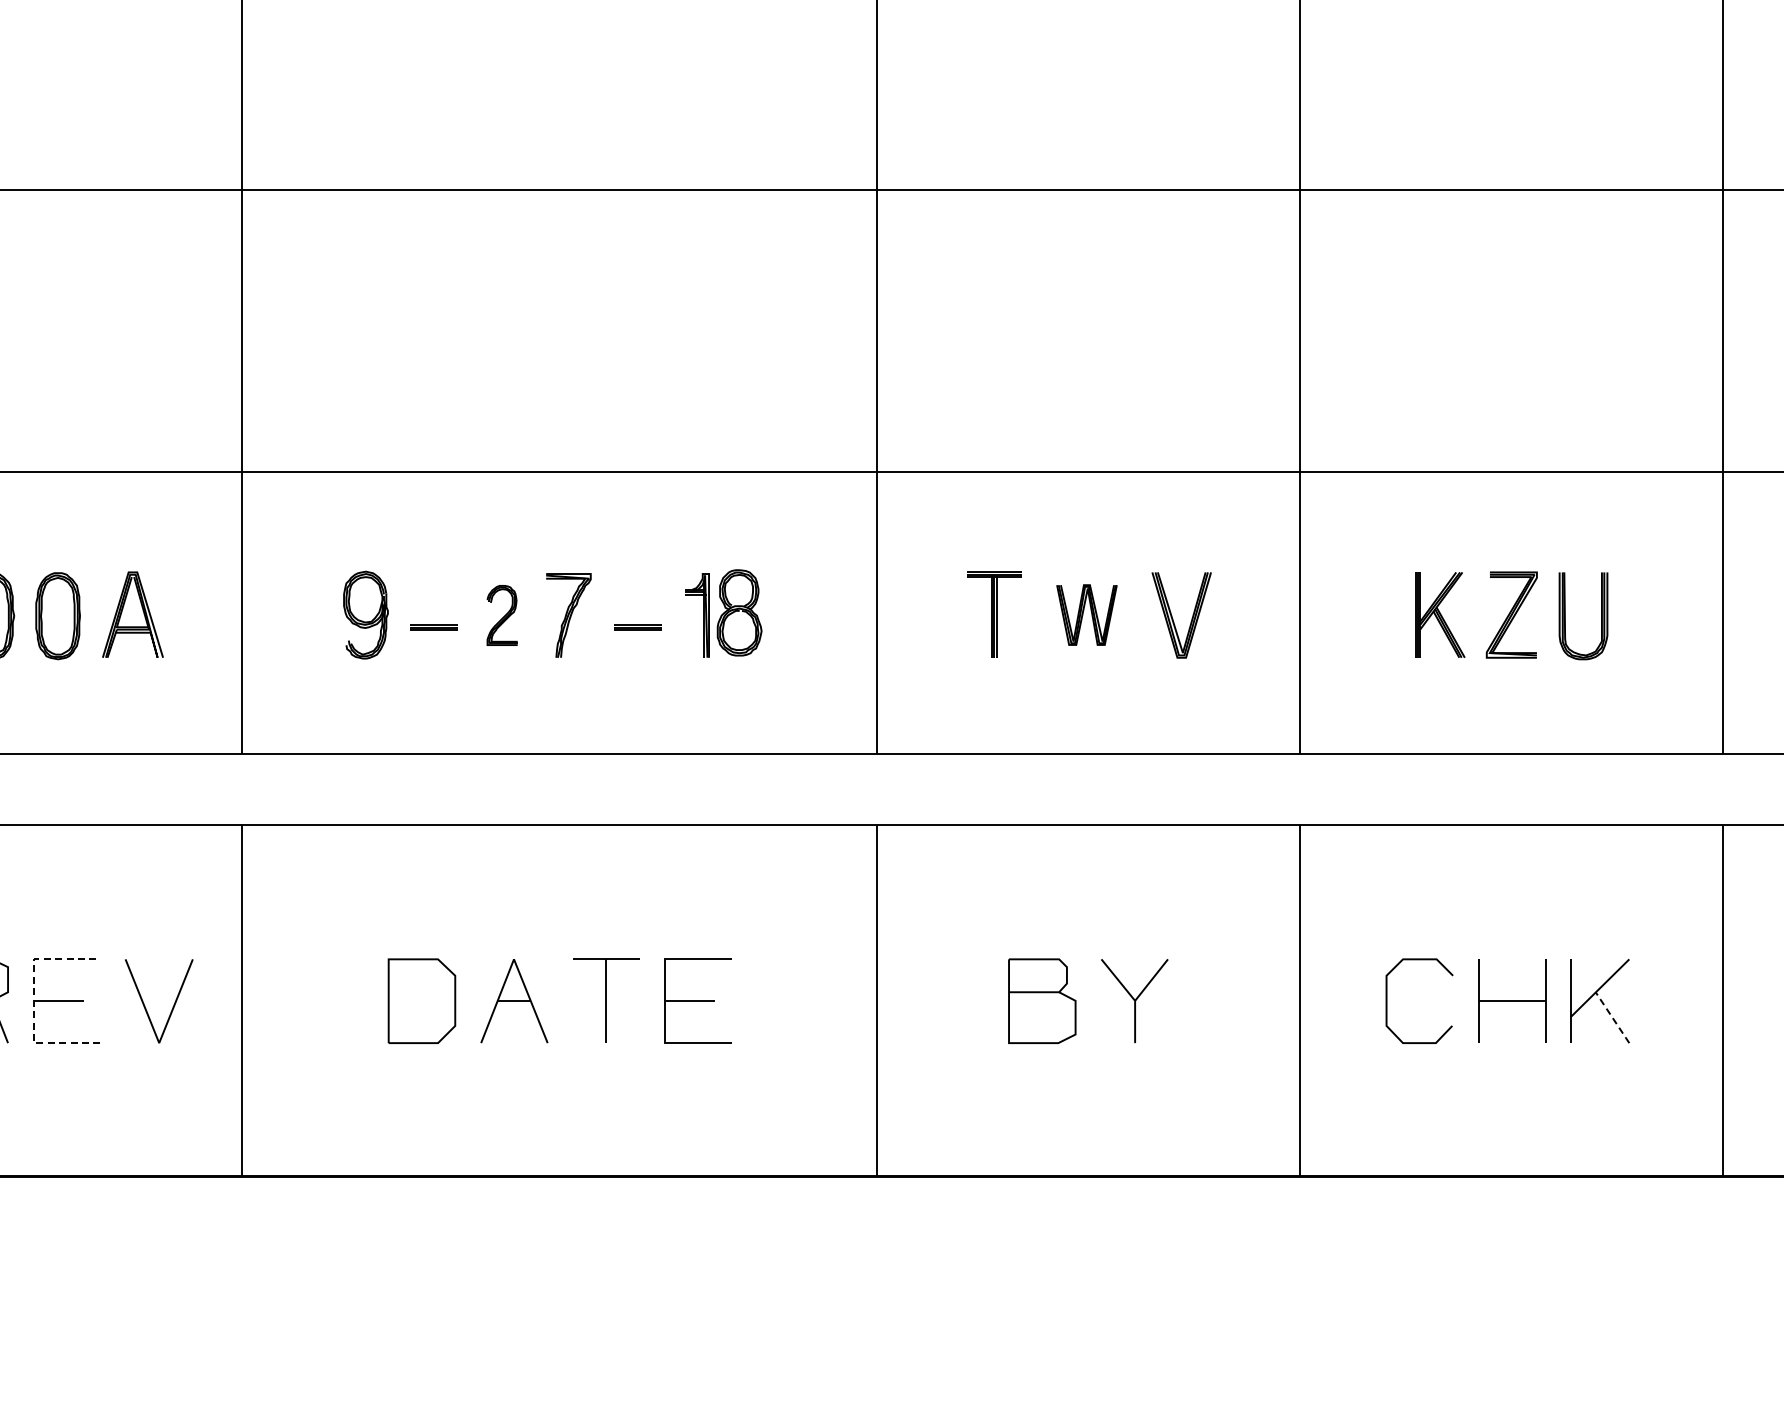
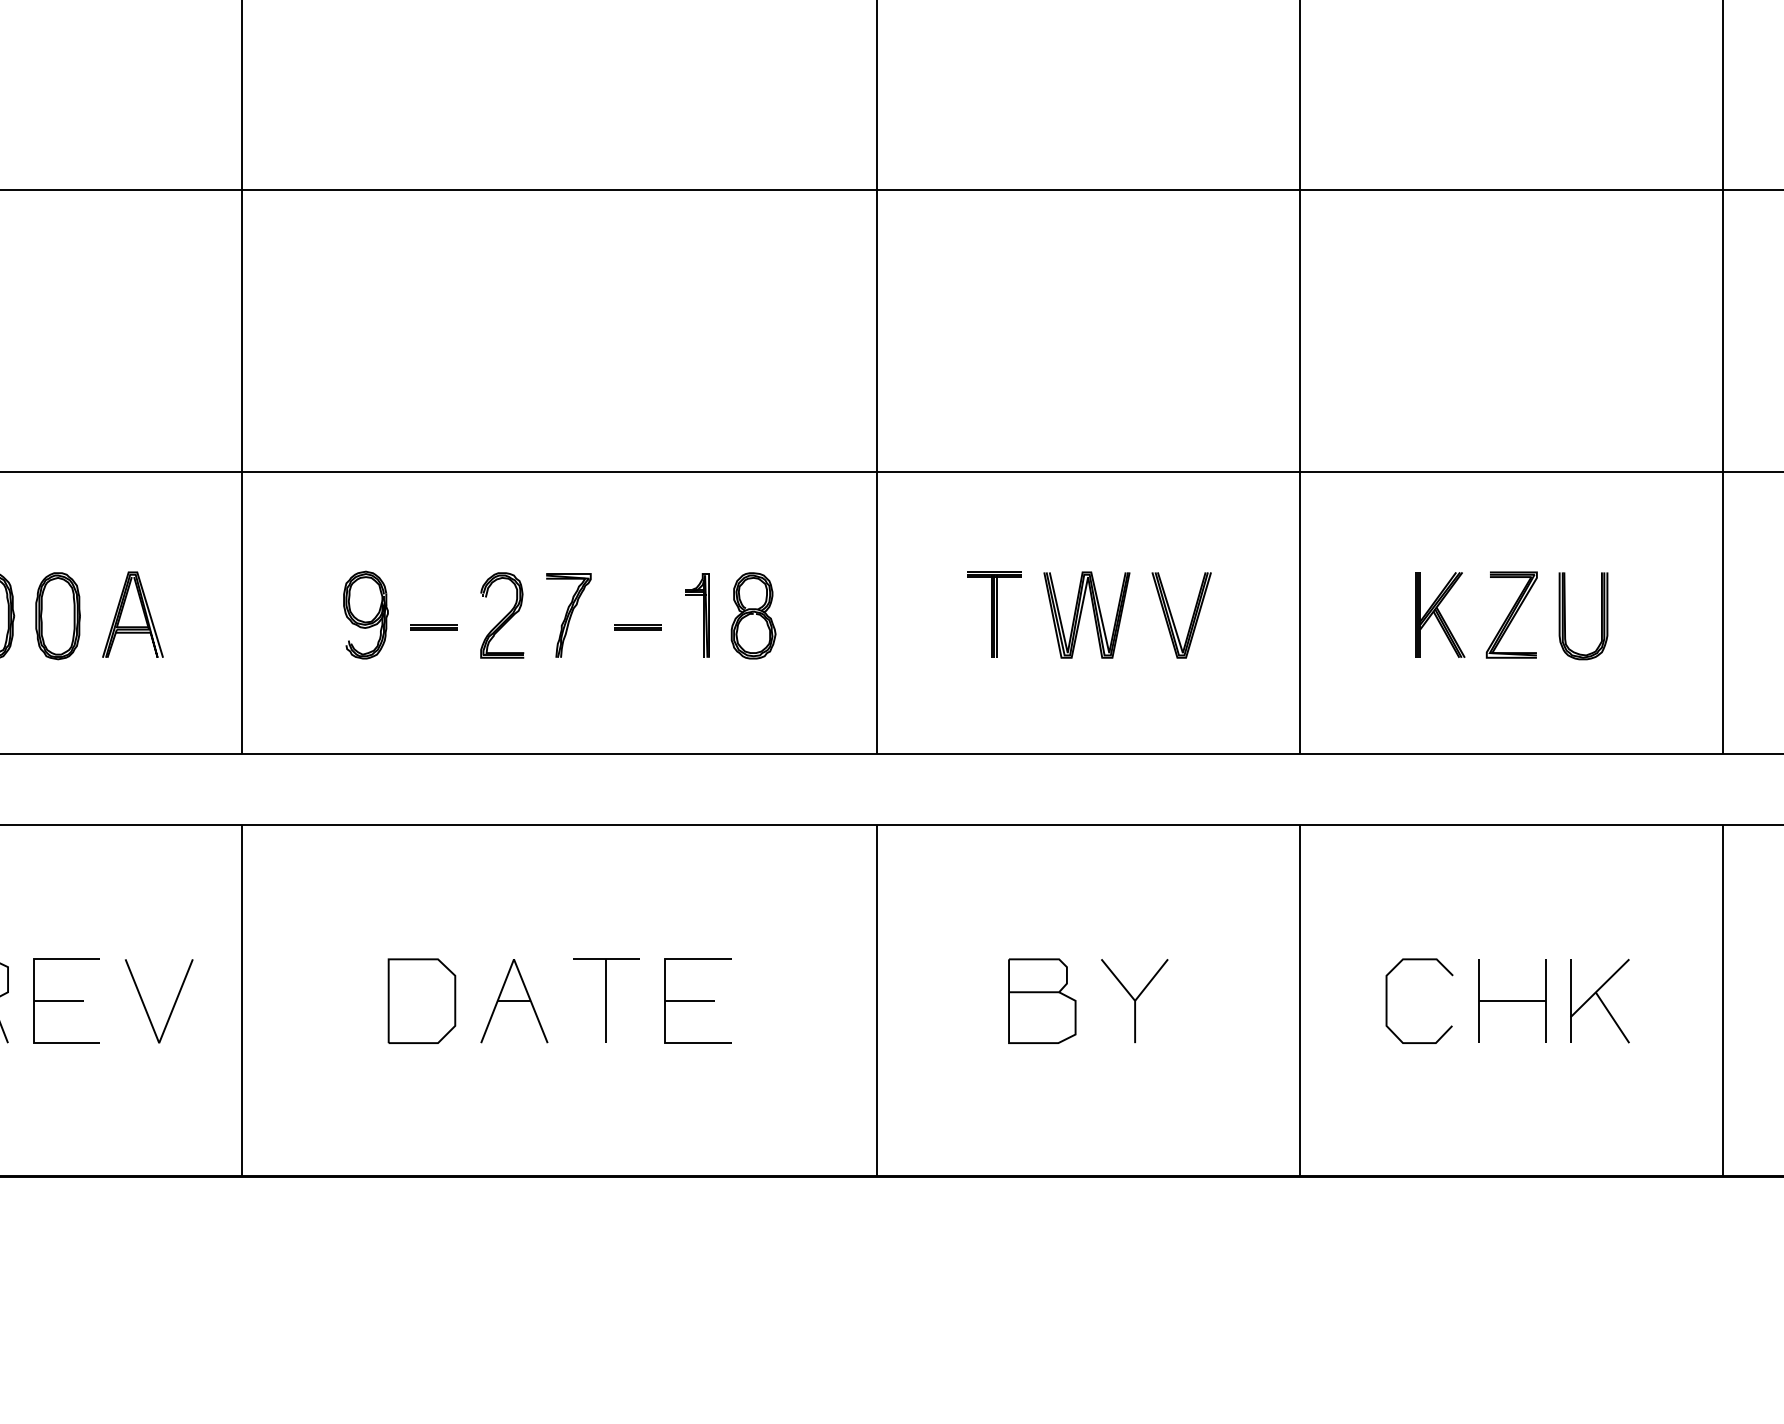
part position: (739, 612) -> (753, 615) (753, 615)
part size: 62x62 px -> 88x88 px (1086, 614)
part size: 32x61 px -> 45x87 px (502, 615)
line: dashed -> solid (33, 1001)
line: dashed -> solid (1612, 1017)
